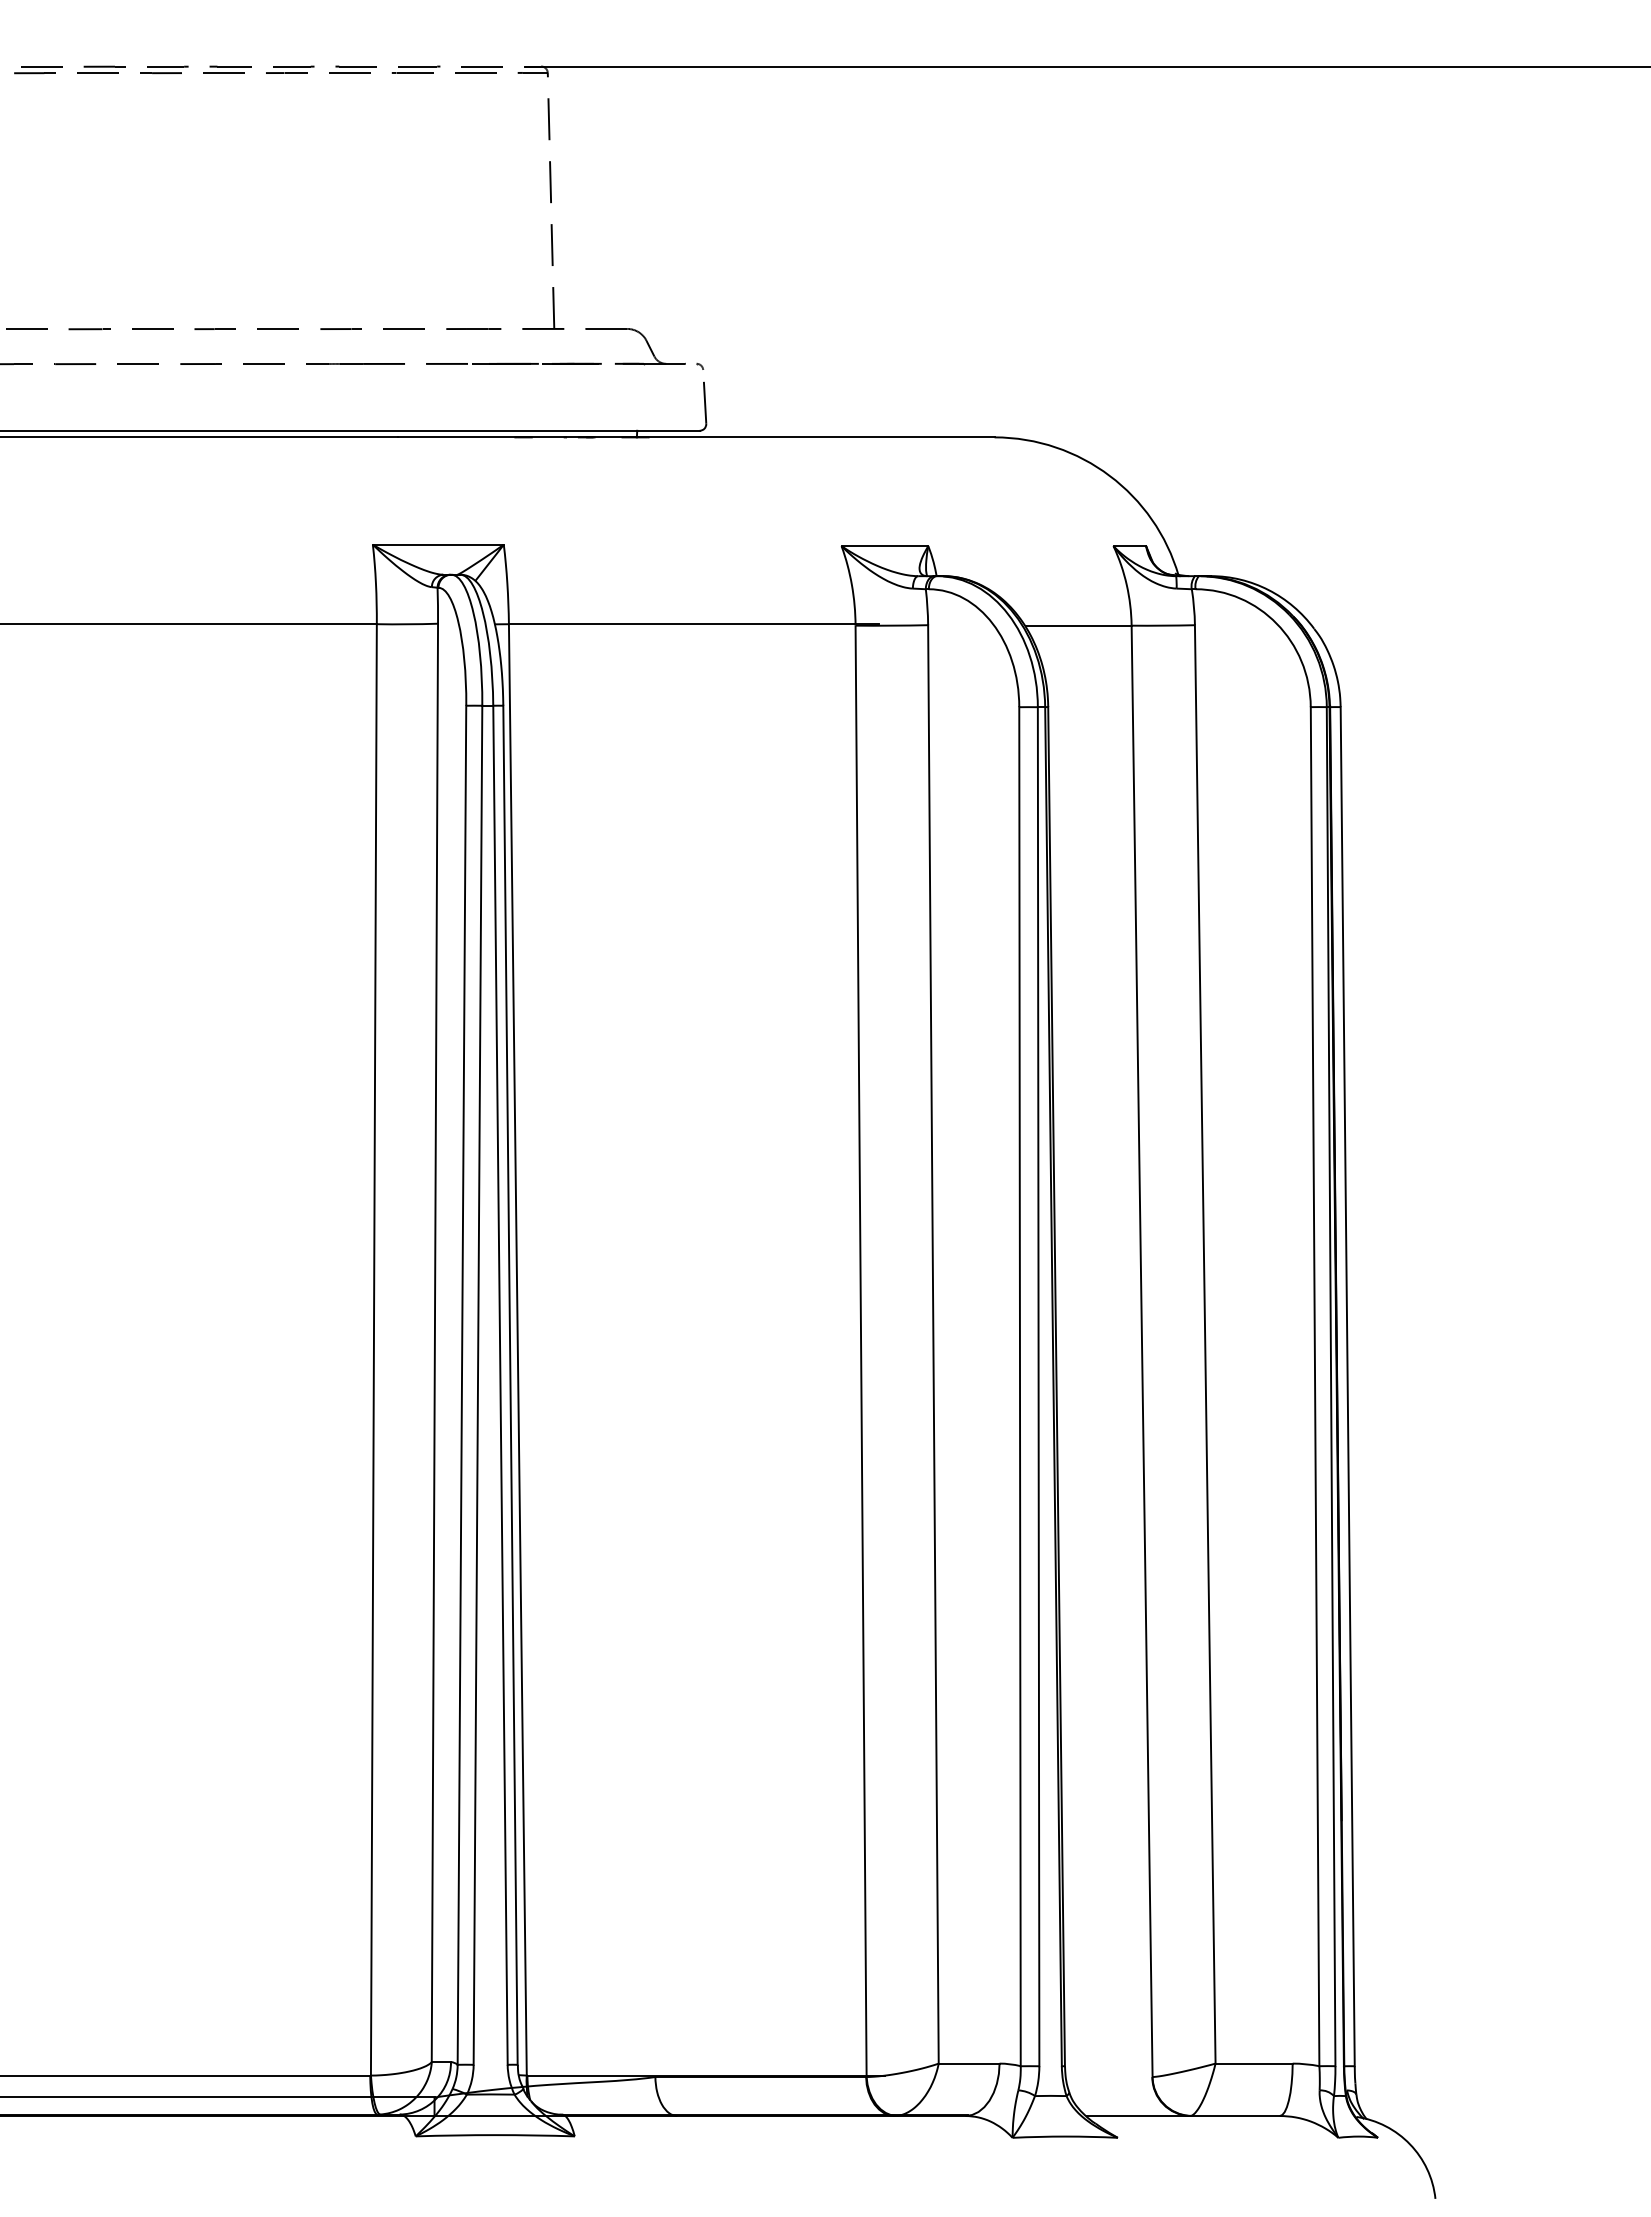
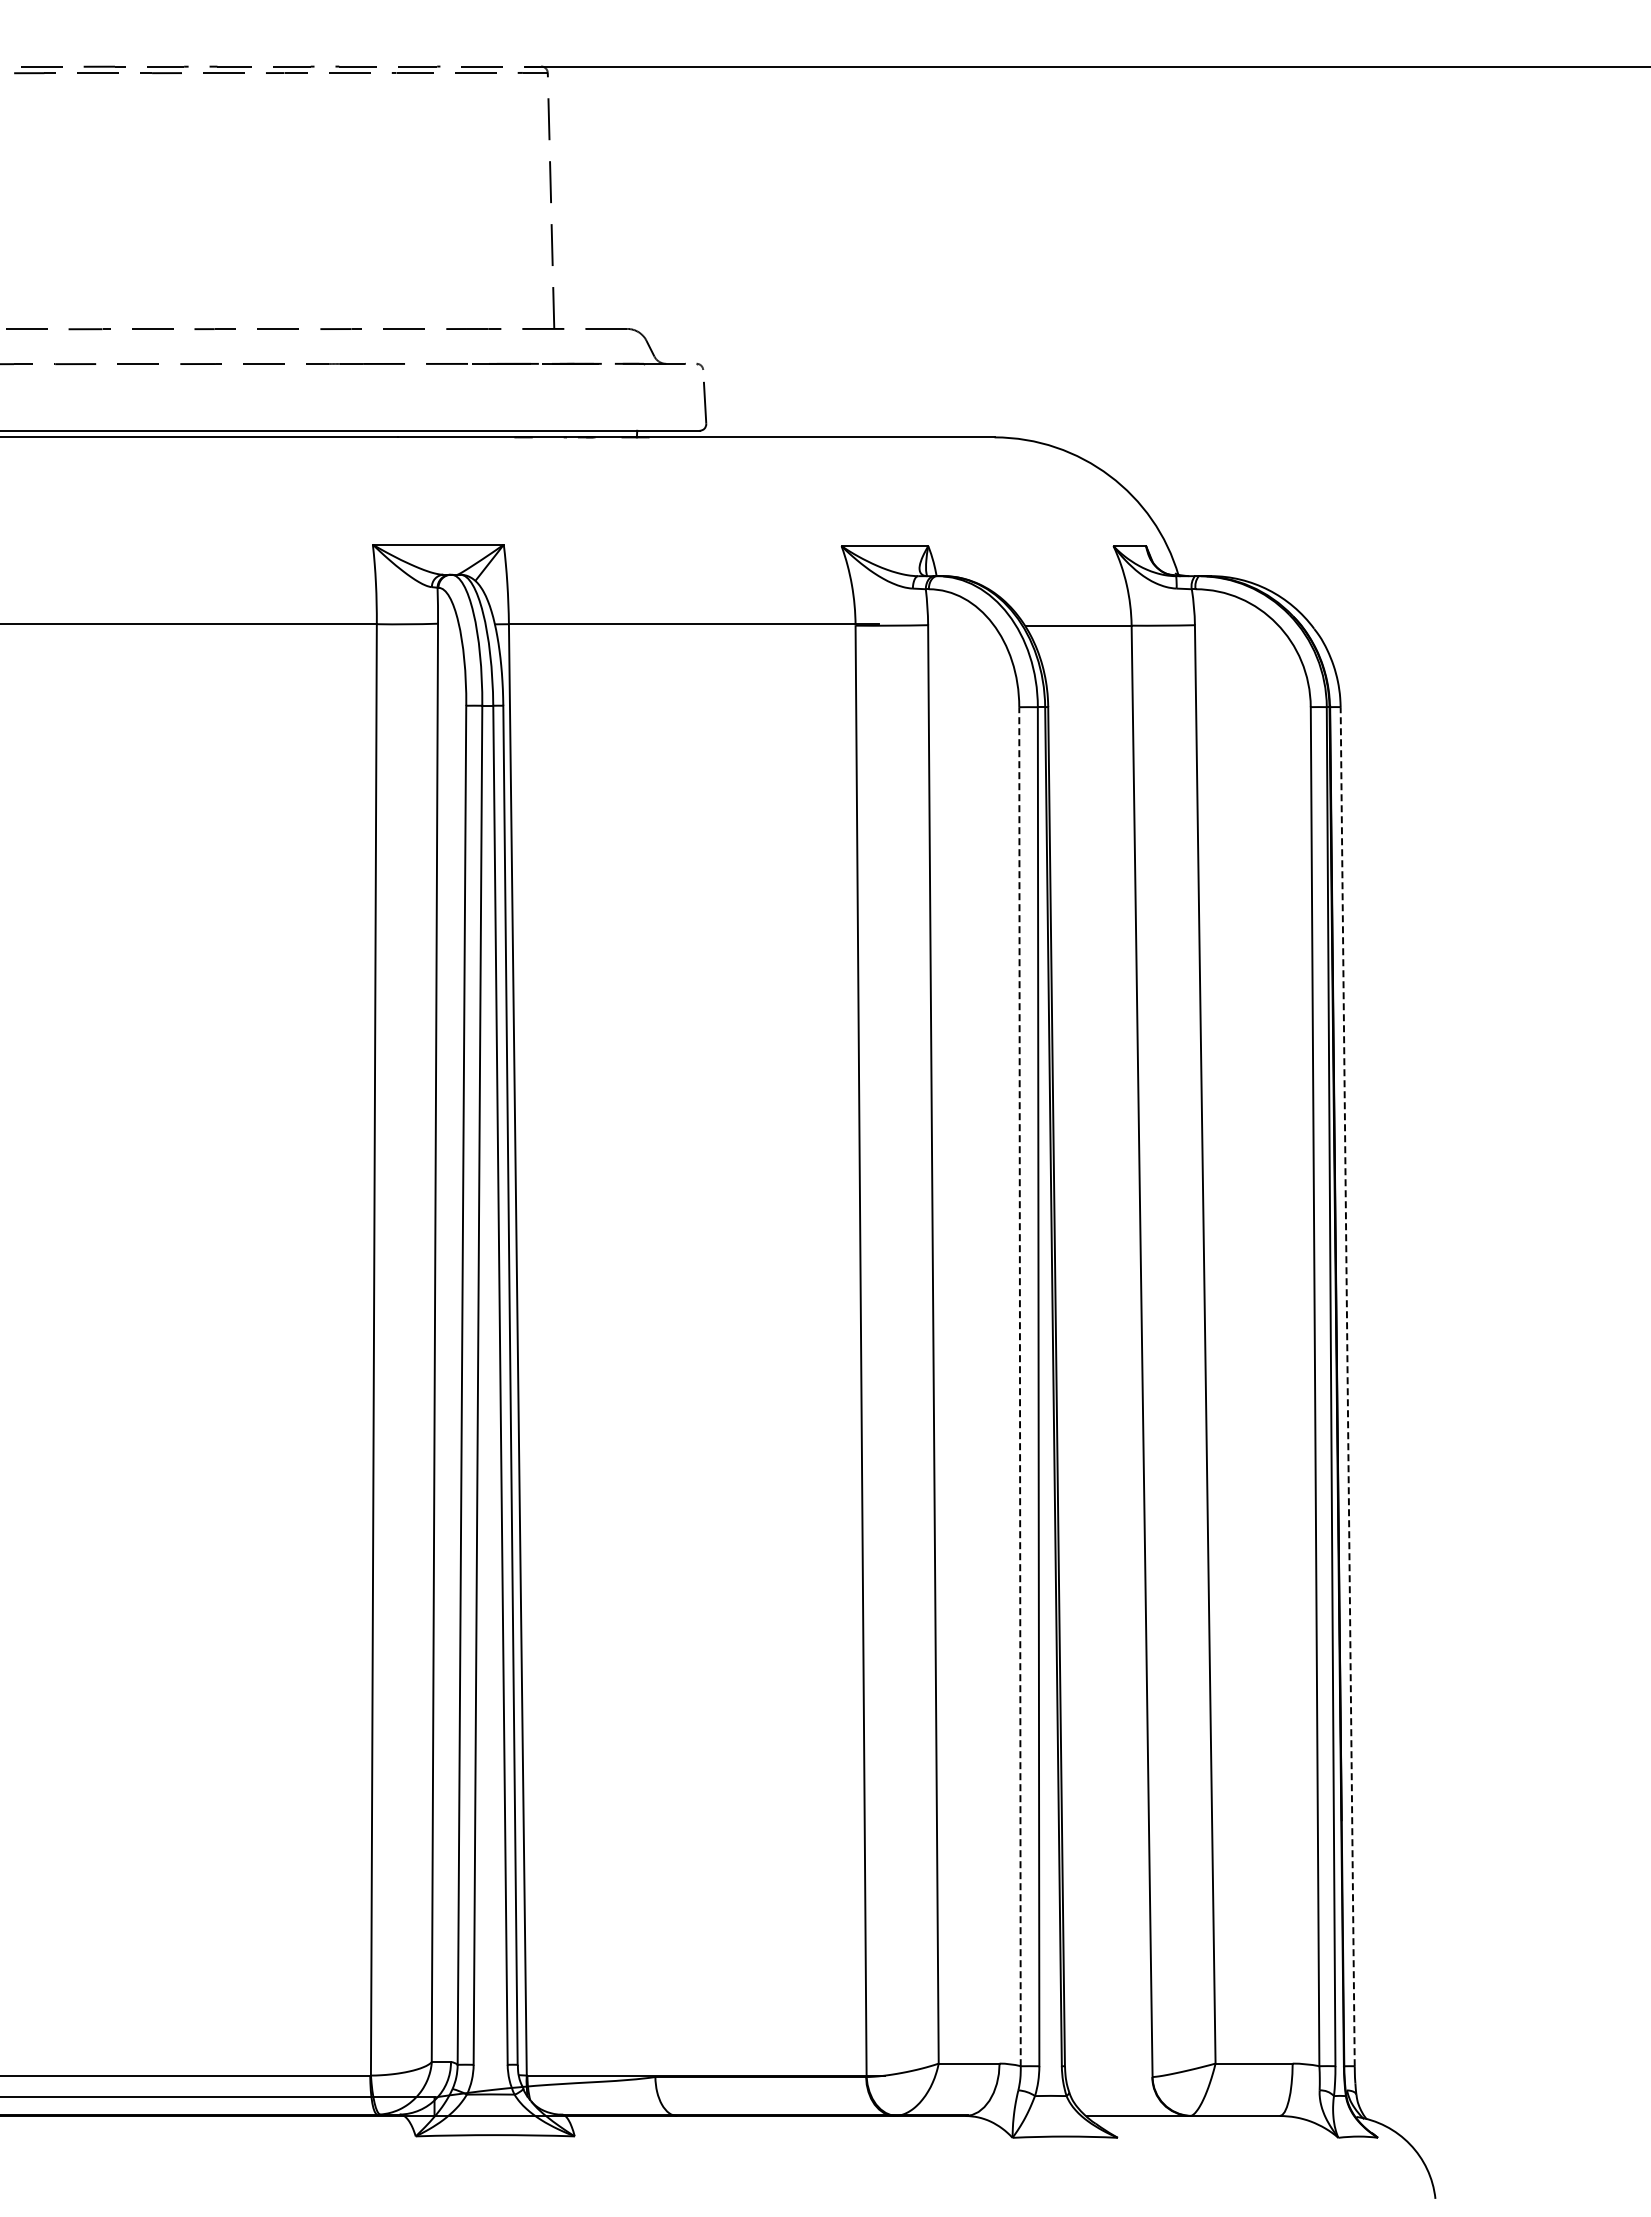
line: solid -> dashed (1020, 1386)
line: solid -> dashed (1347, 1386)
